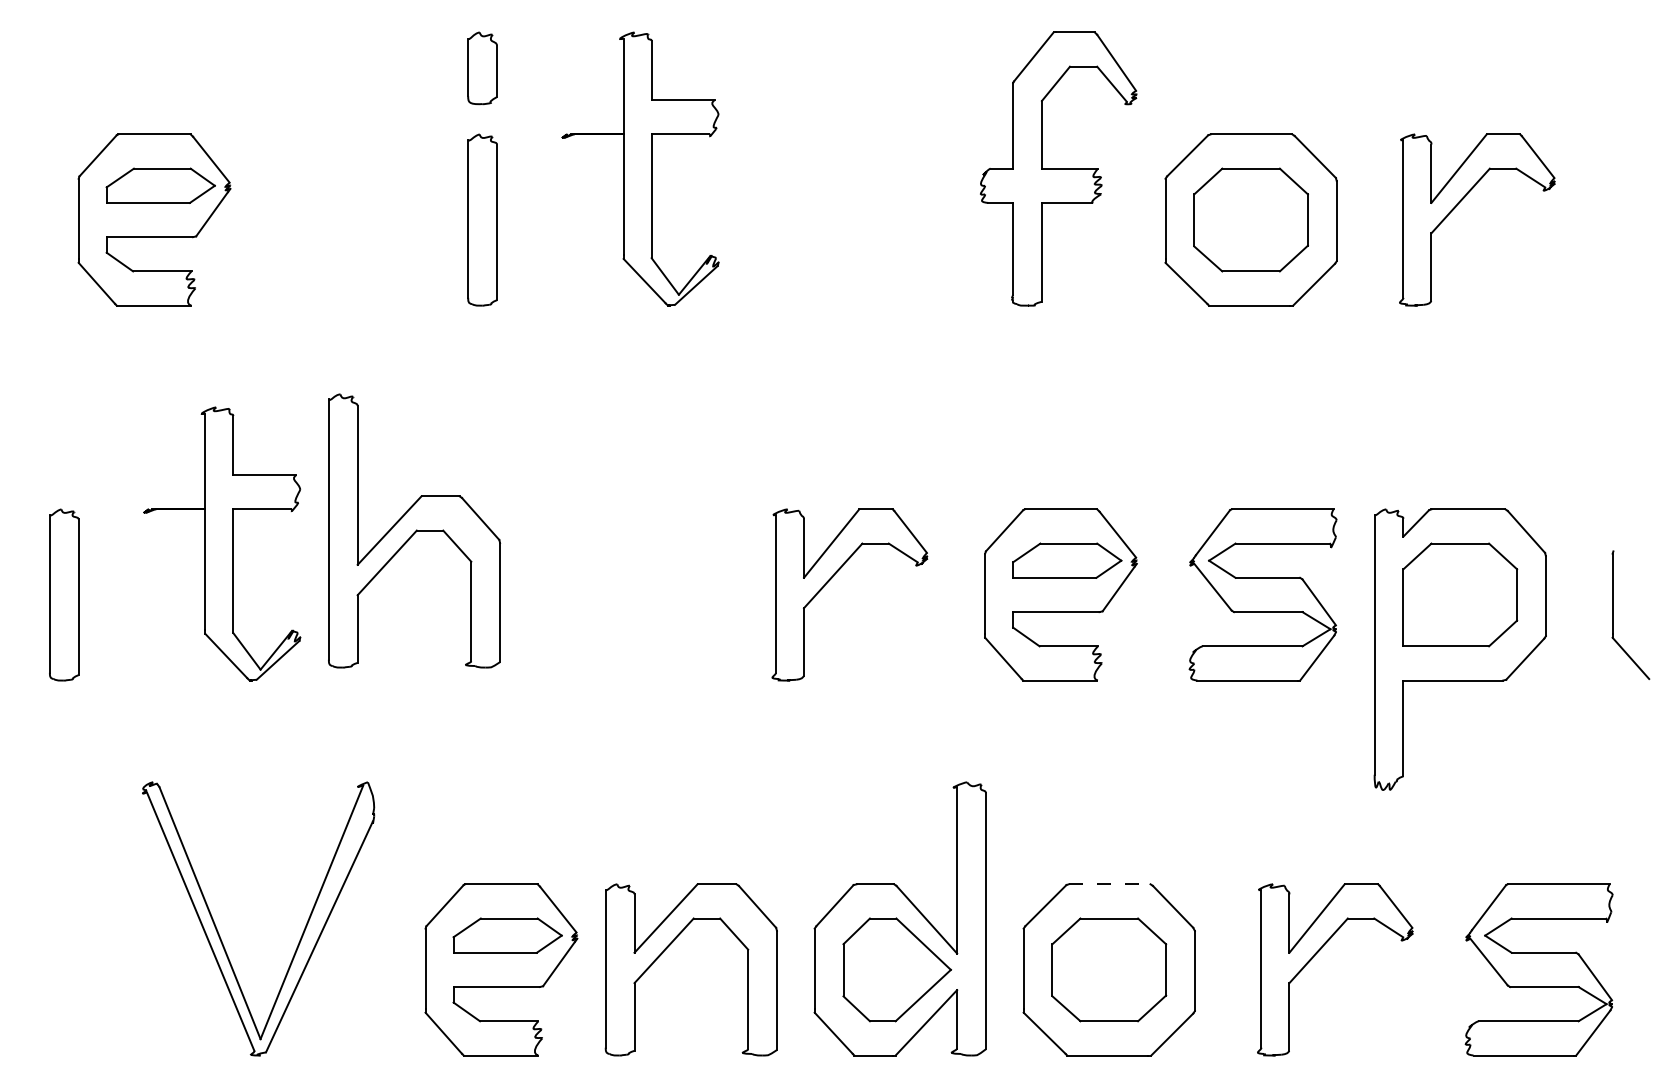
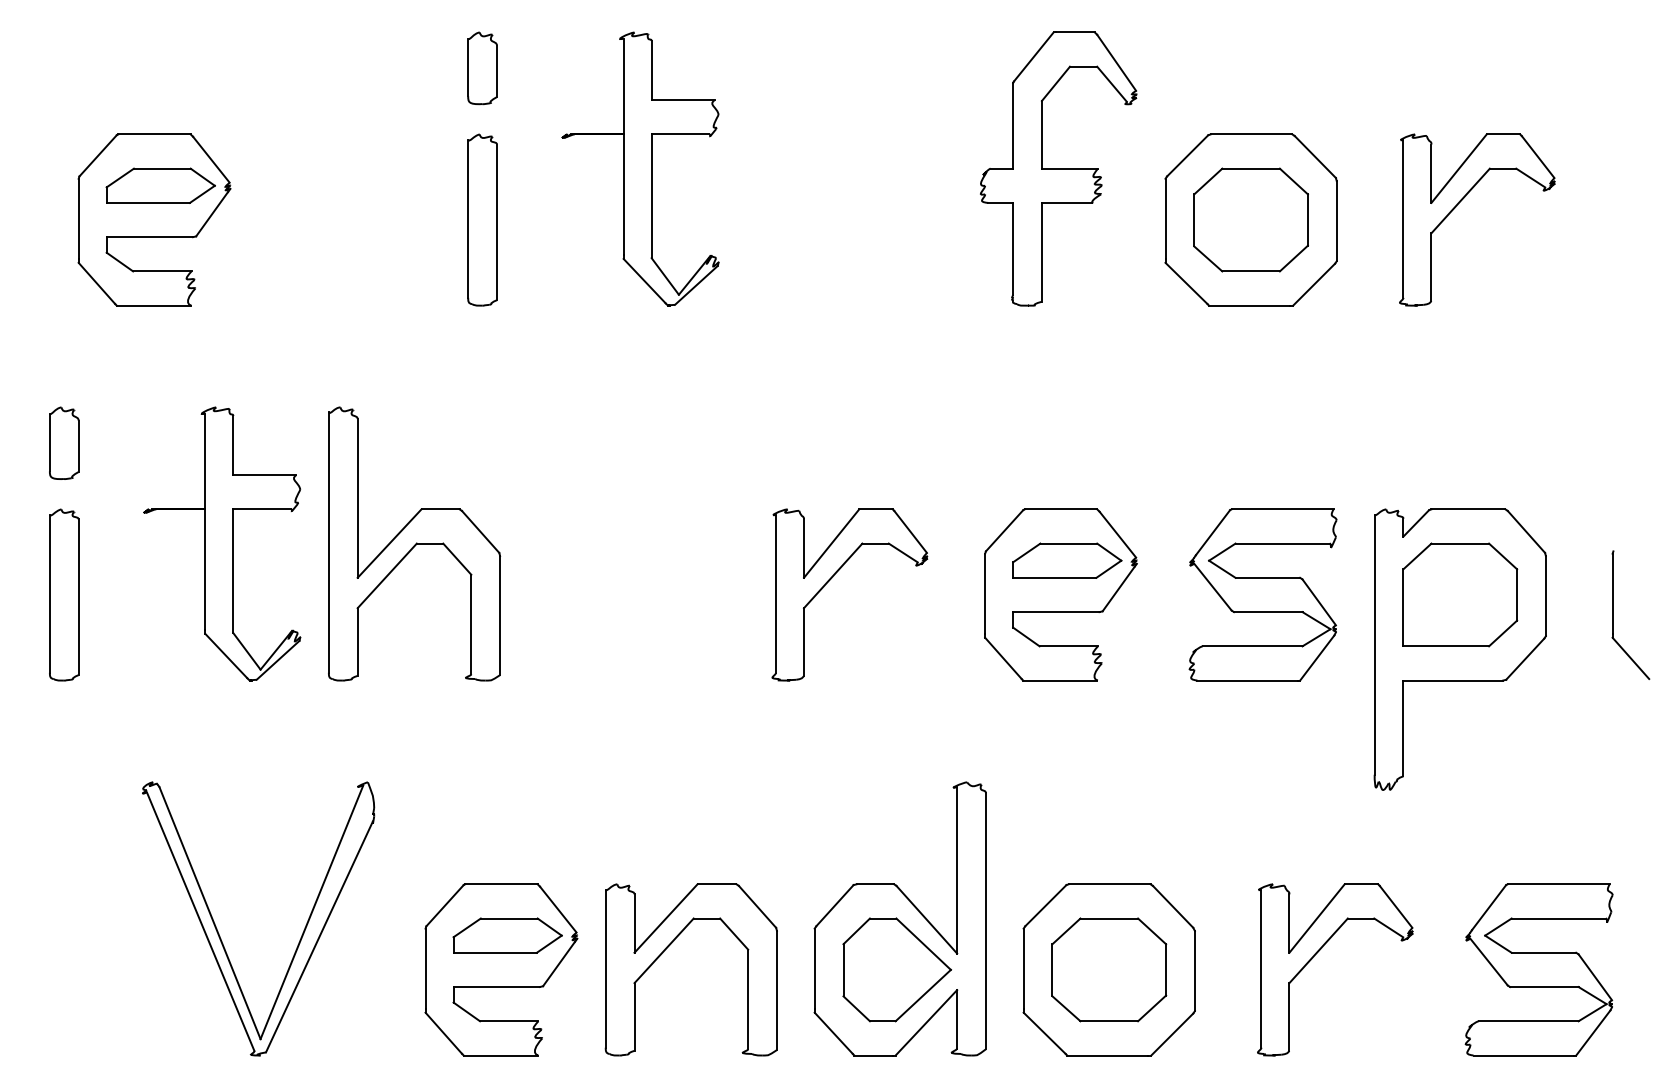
part: none -> present (64, 442)
part position: (414, 530) -> (414, 543) (414, 543)
line: dashed -> solid (1109, 884)
